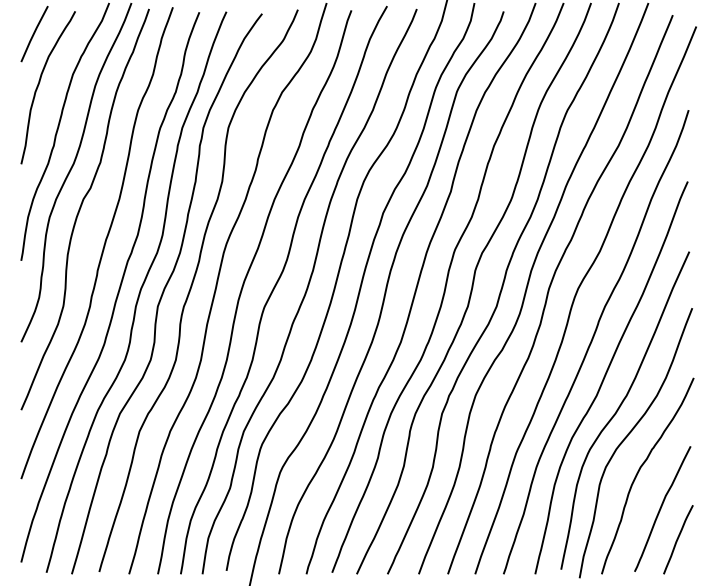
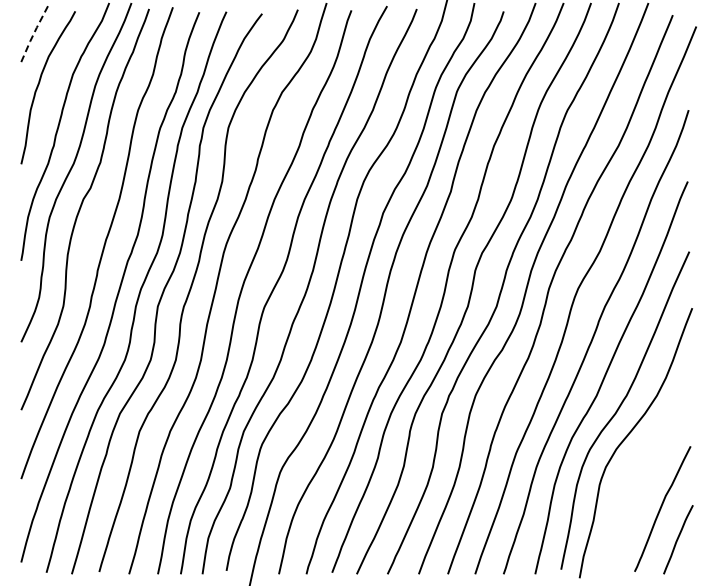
line: solid -> dashed (33, 33)
curve: present -> none (639, 471)
